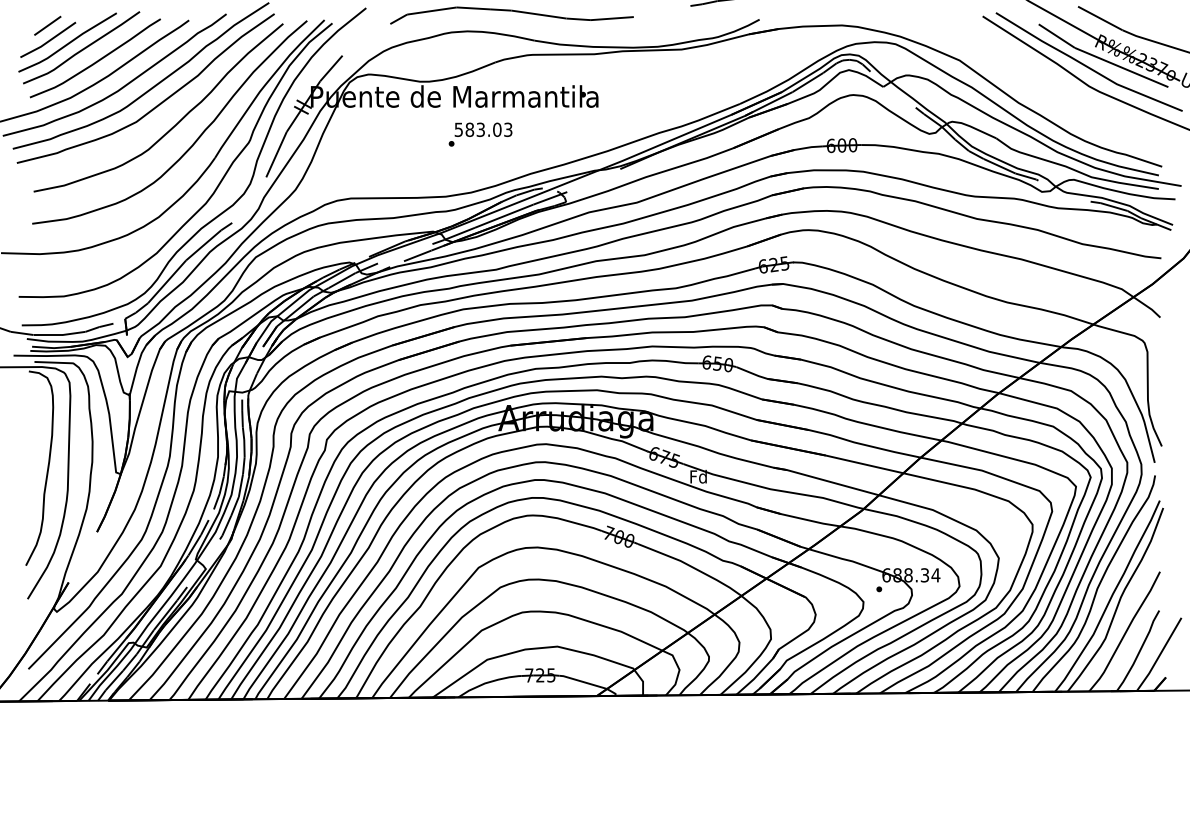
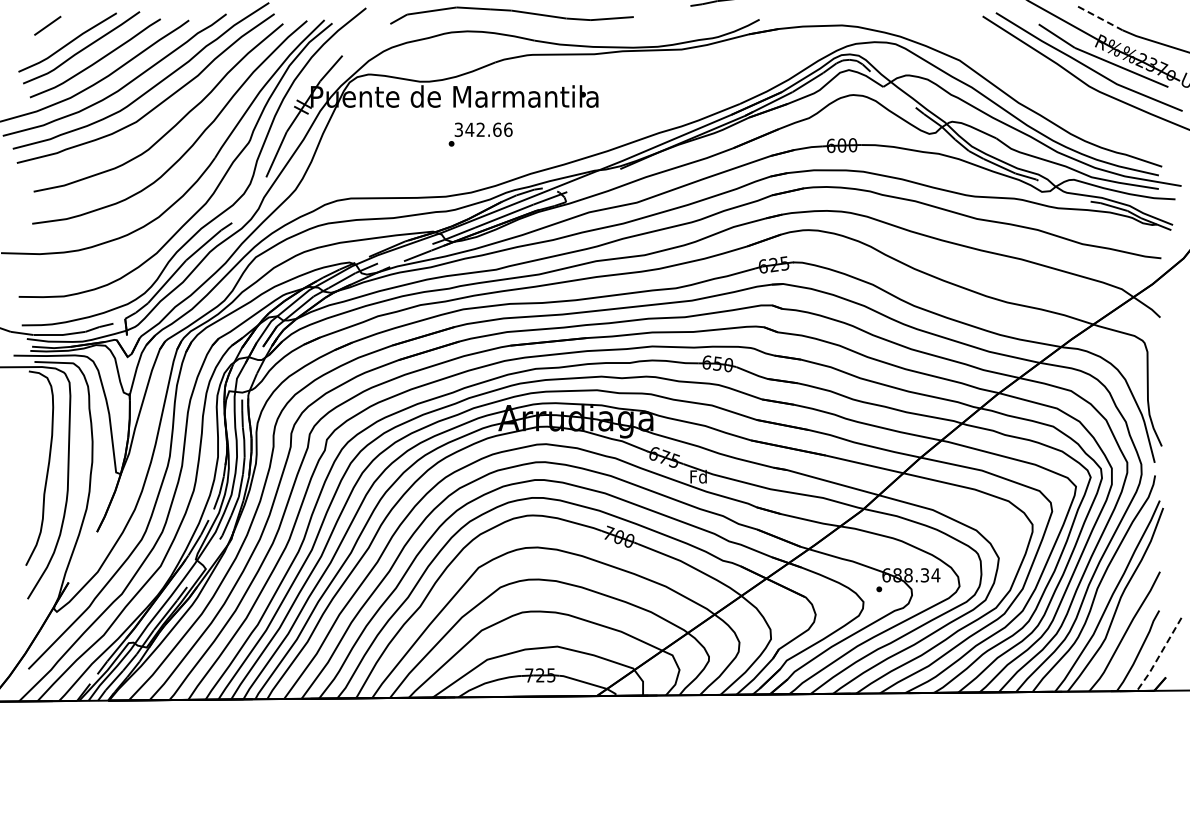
line: solid -> dashed (1100, 18)
line: present -> none (49, 39)
text: 583.03 -> 342.66 (483, 129)
line: solid -> dashed (1159, 655)
